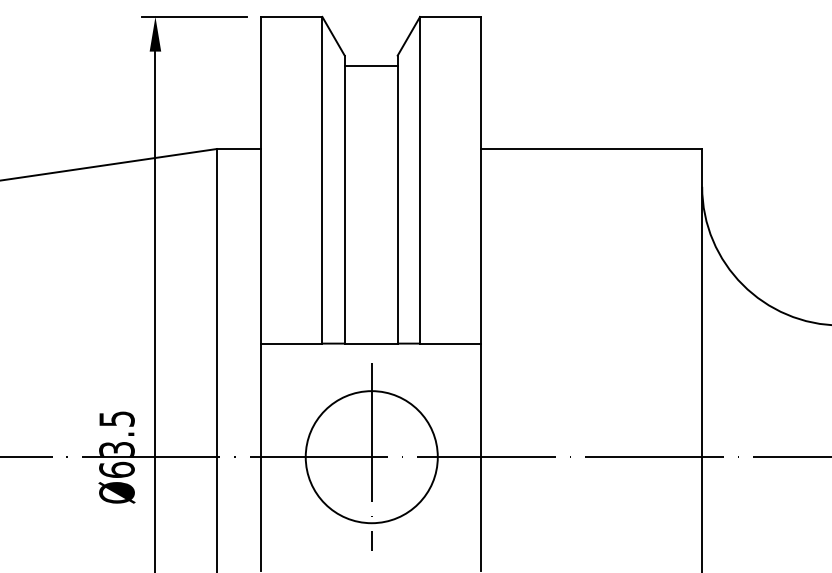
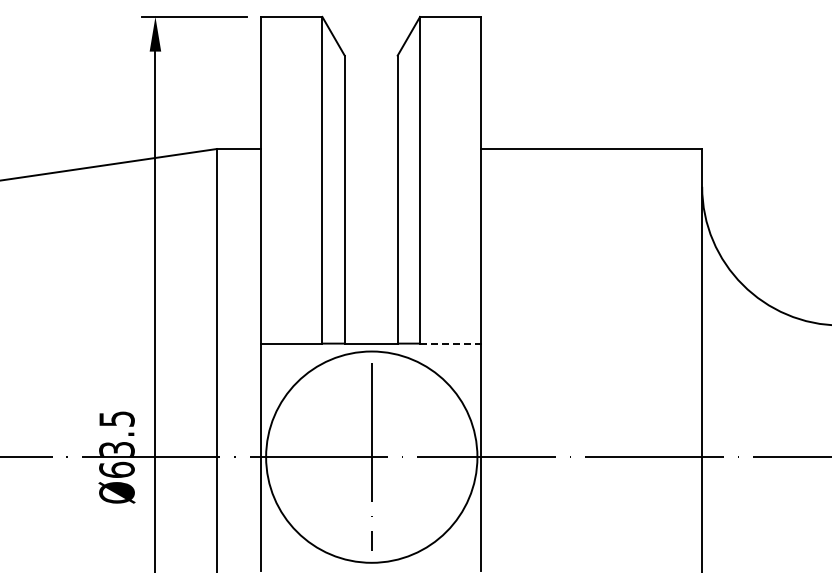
line: present -> none (370, 66)
line: solid -> dashed (451, 343)
circle diameter: 132 px -> 211 px (371, 456)
